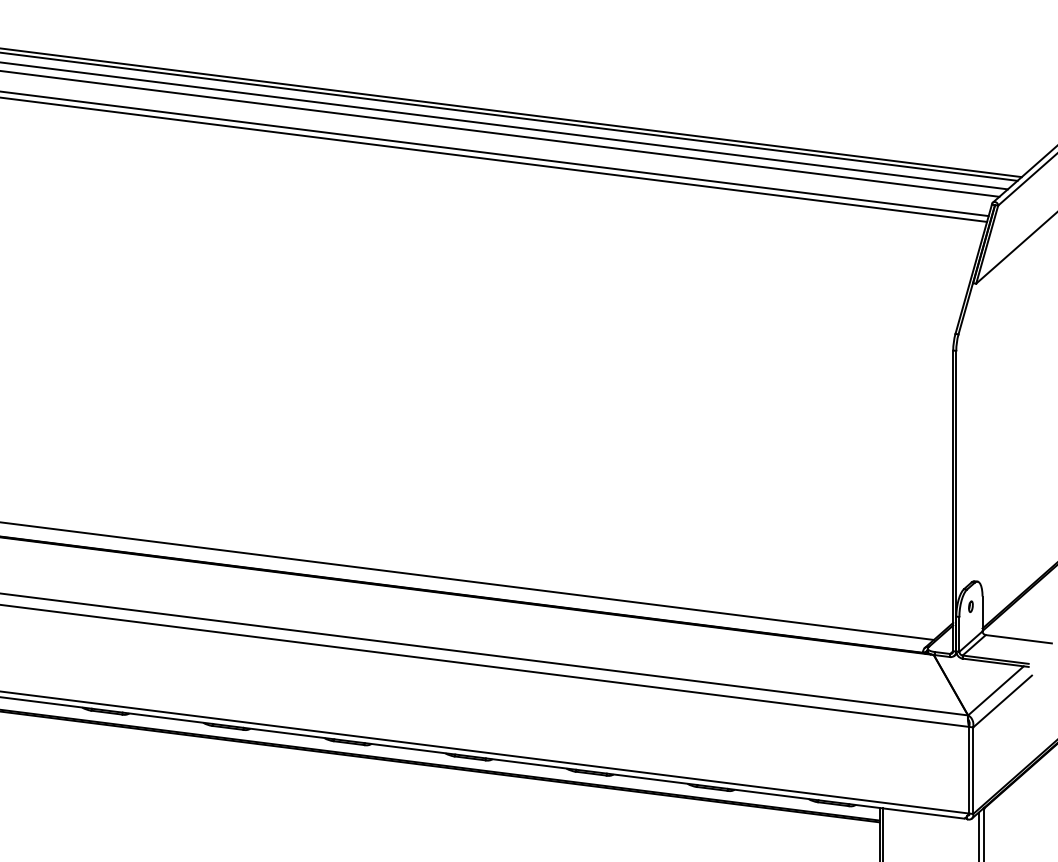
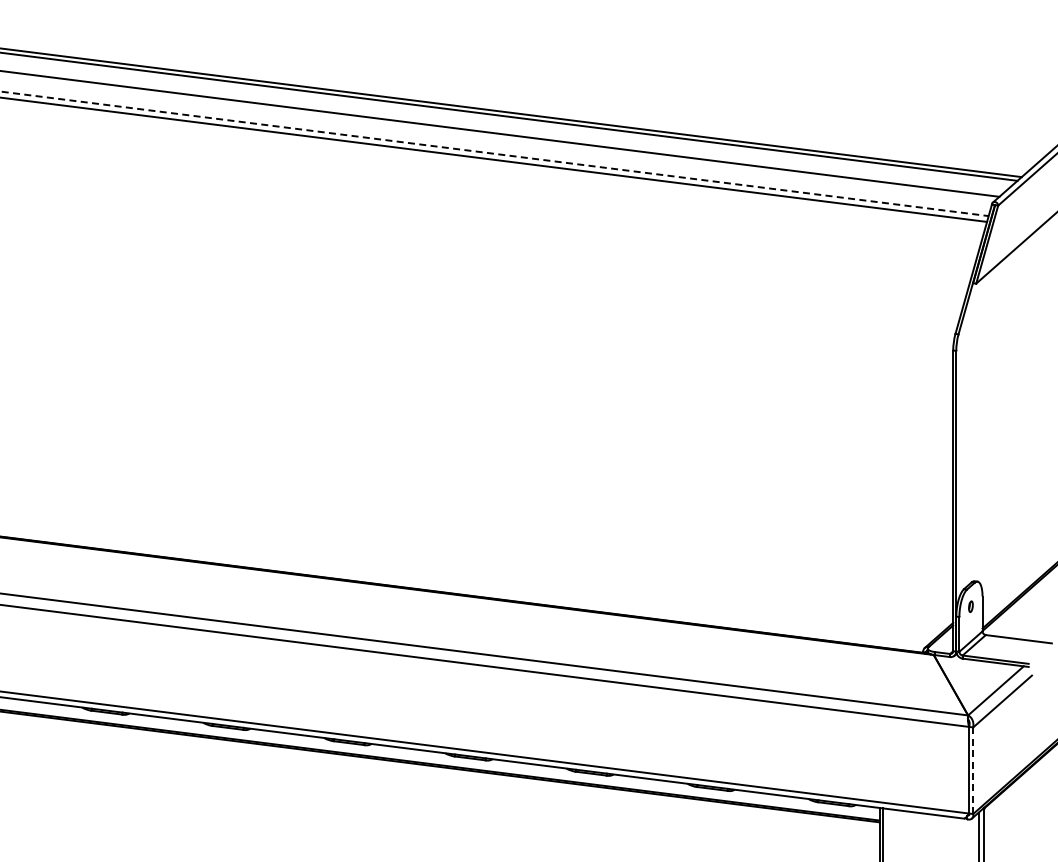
line: present -> none (504, 125)
line: solid -> dashed (494, 153)
line: present -> none (467, 580)
line: solid -> dashed (973, 770)
